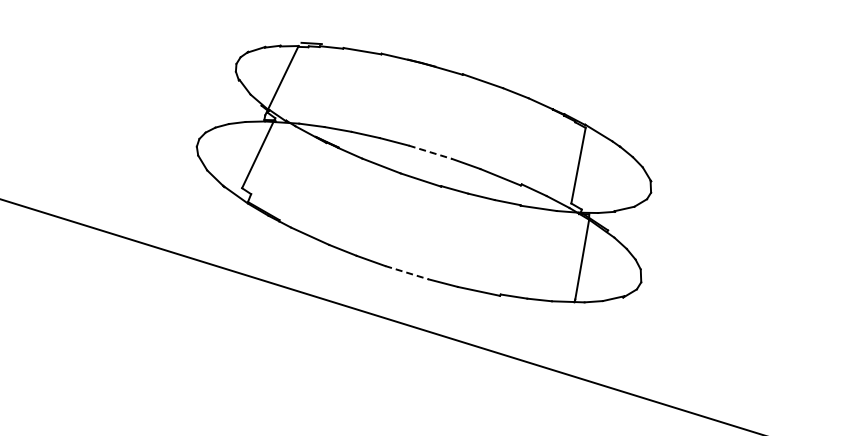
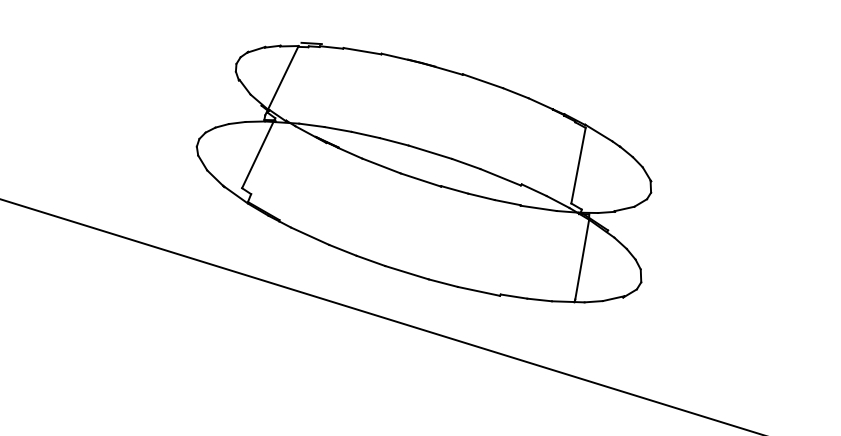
line: dashed -> solid (430, 152)
line: dashed -> solid (407, 272)
